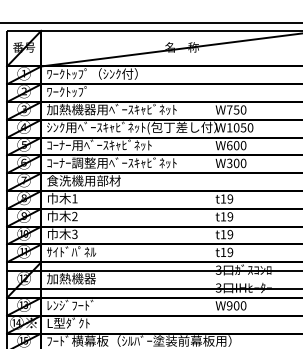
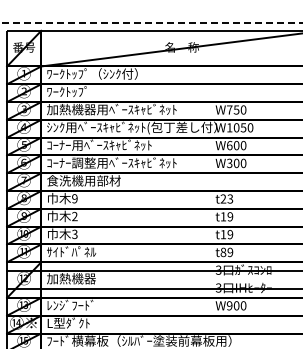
line: solid -> dashed (151, 22)
text: 1 -> 9 (74, 198)
text: t19 -> t23 (226, 198)
text: t19 -> t89 (223, 252)
